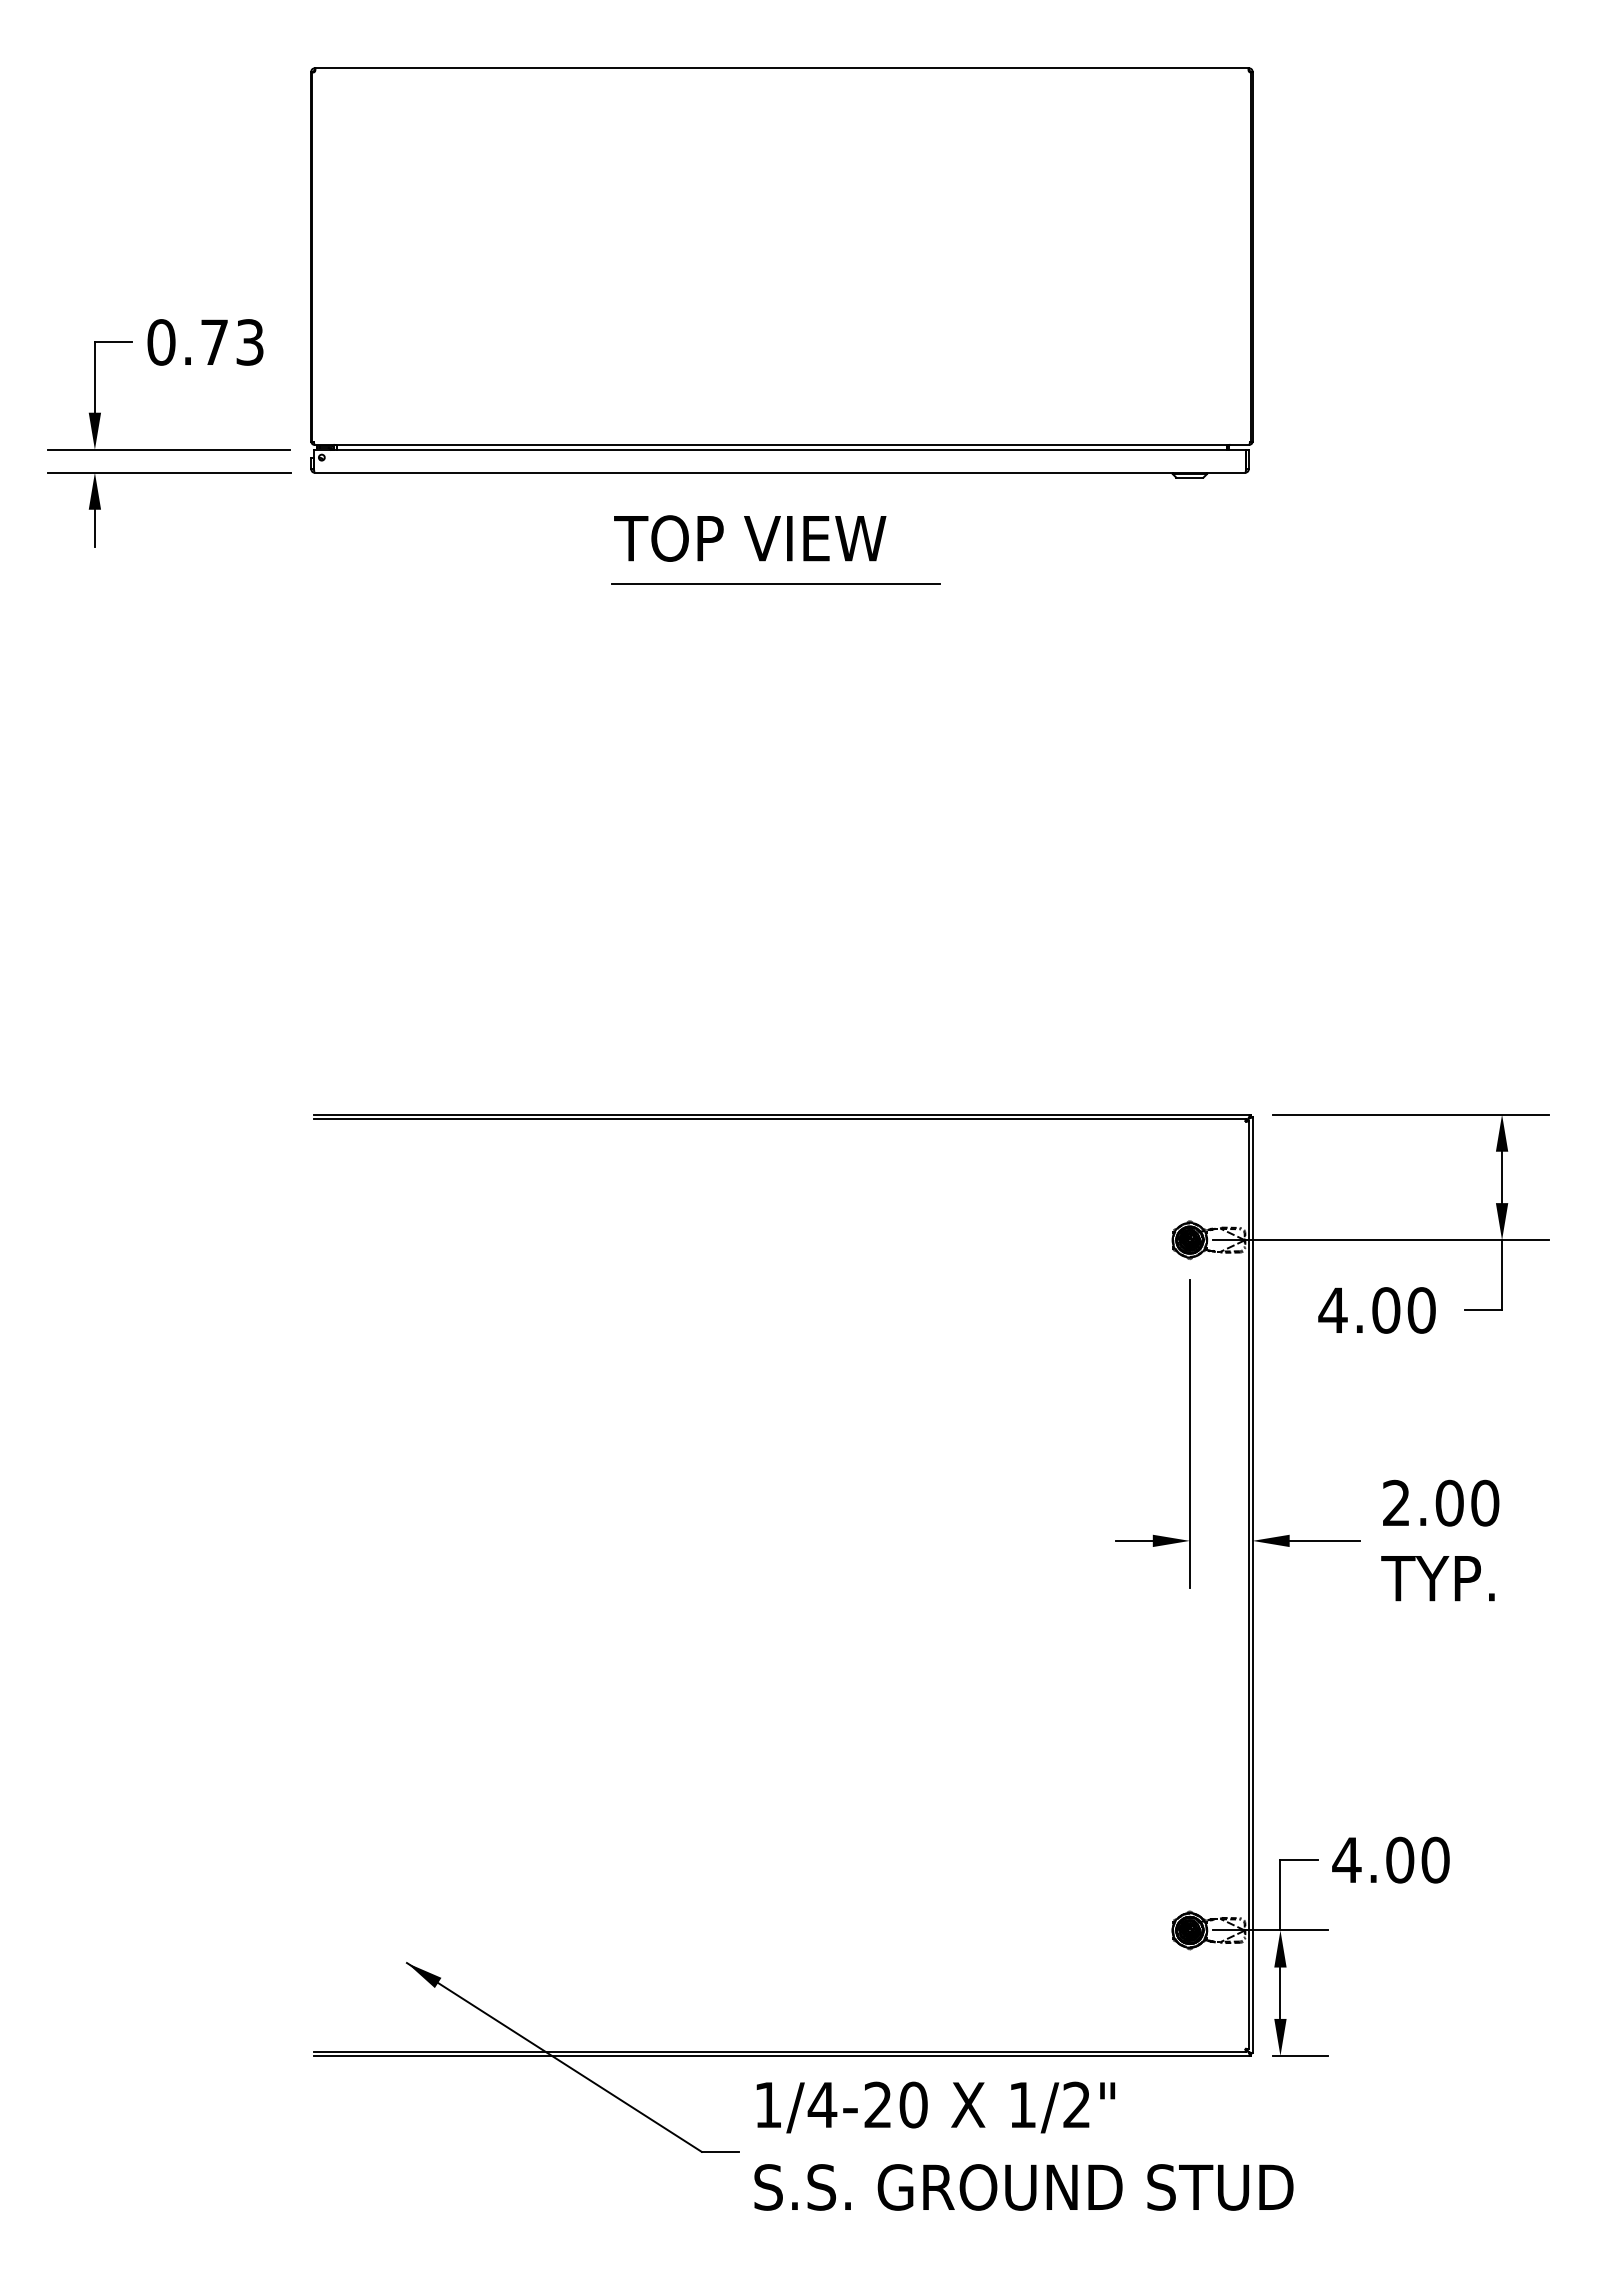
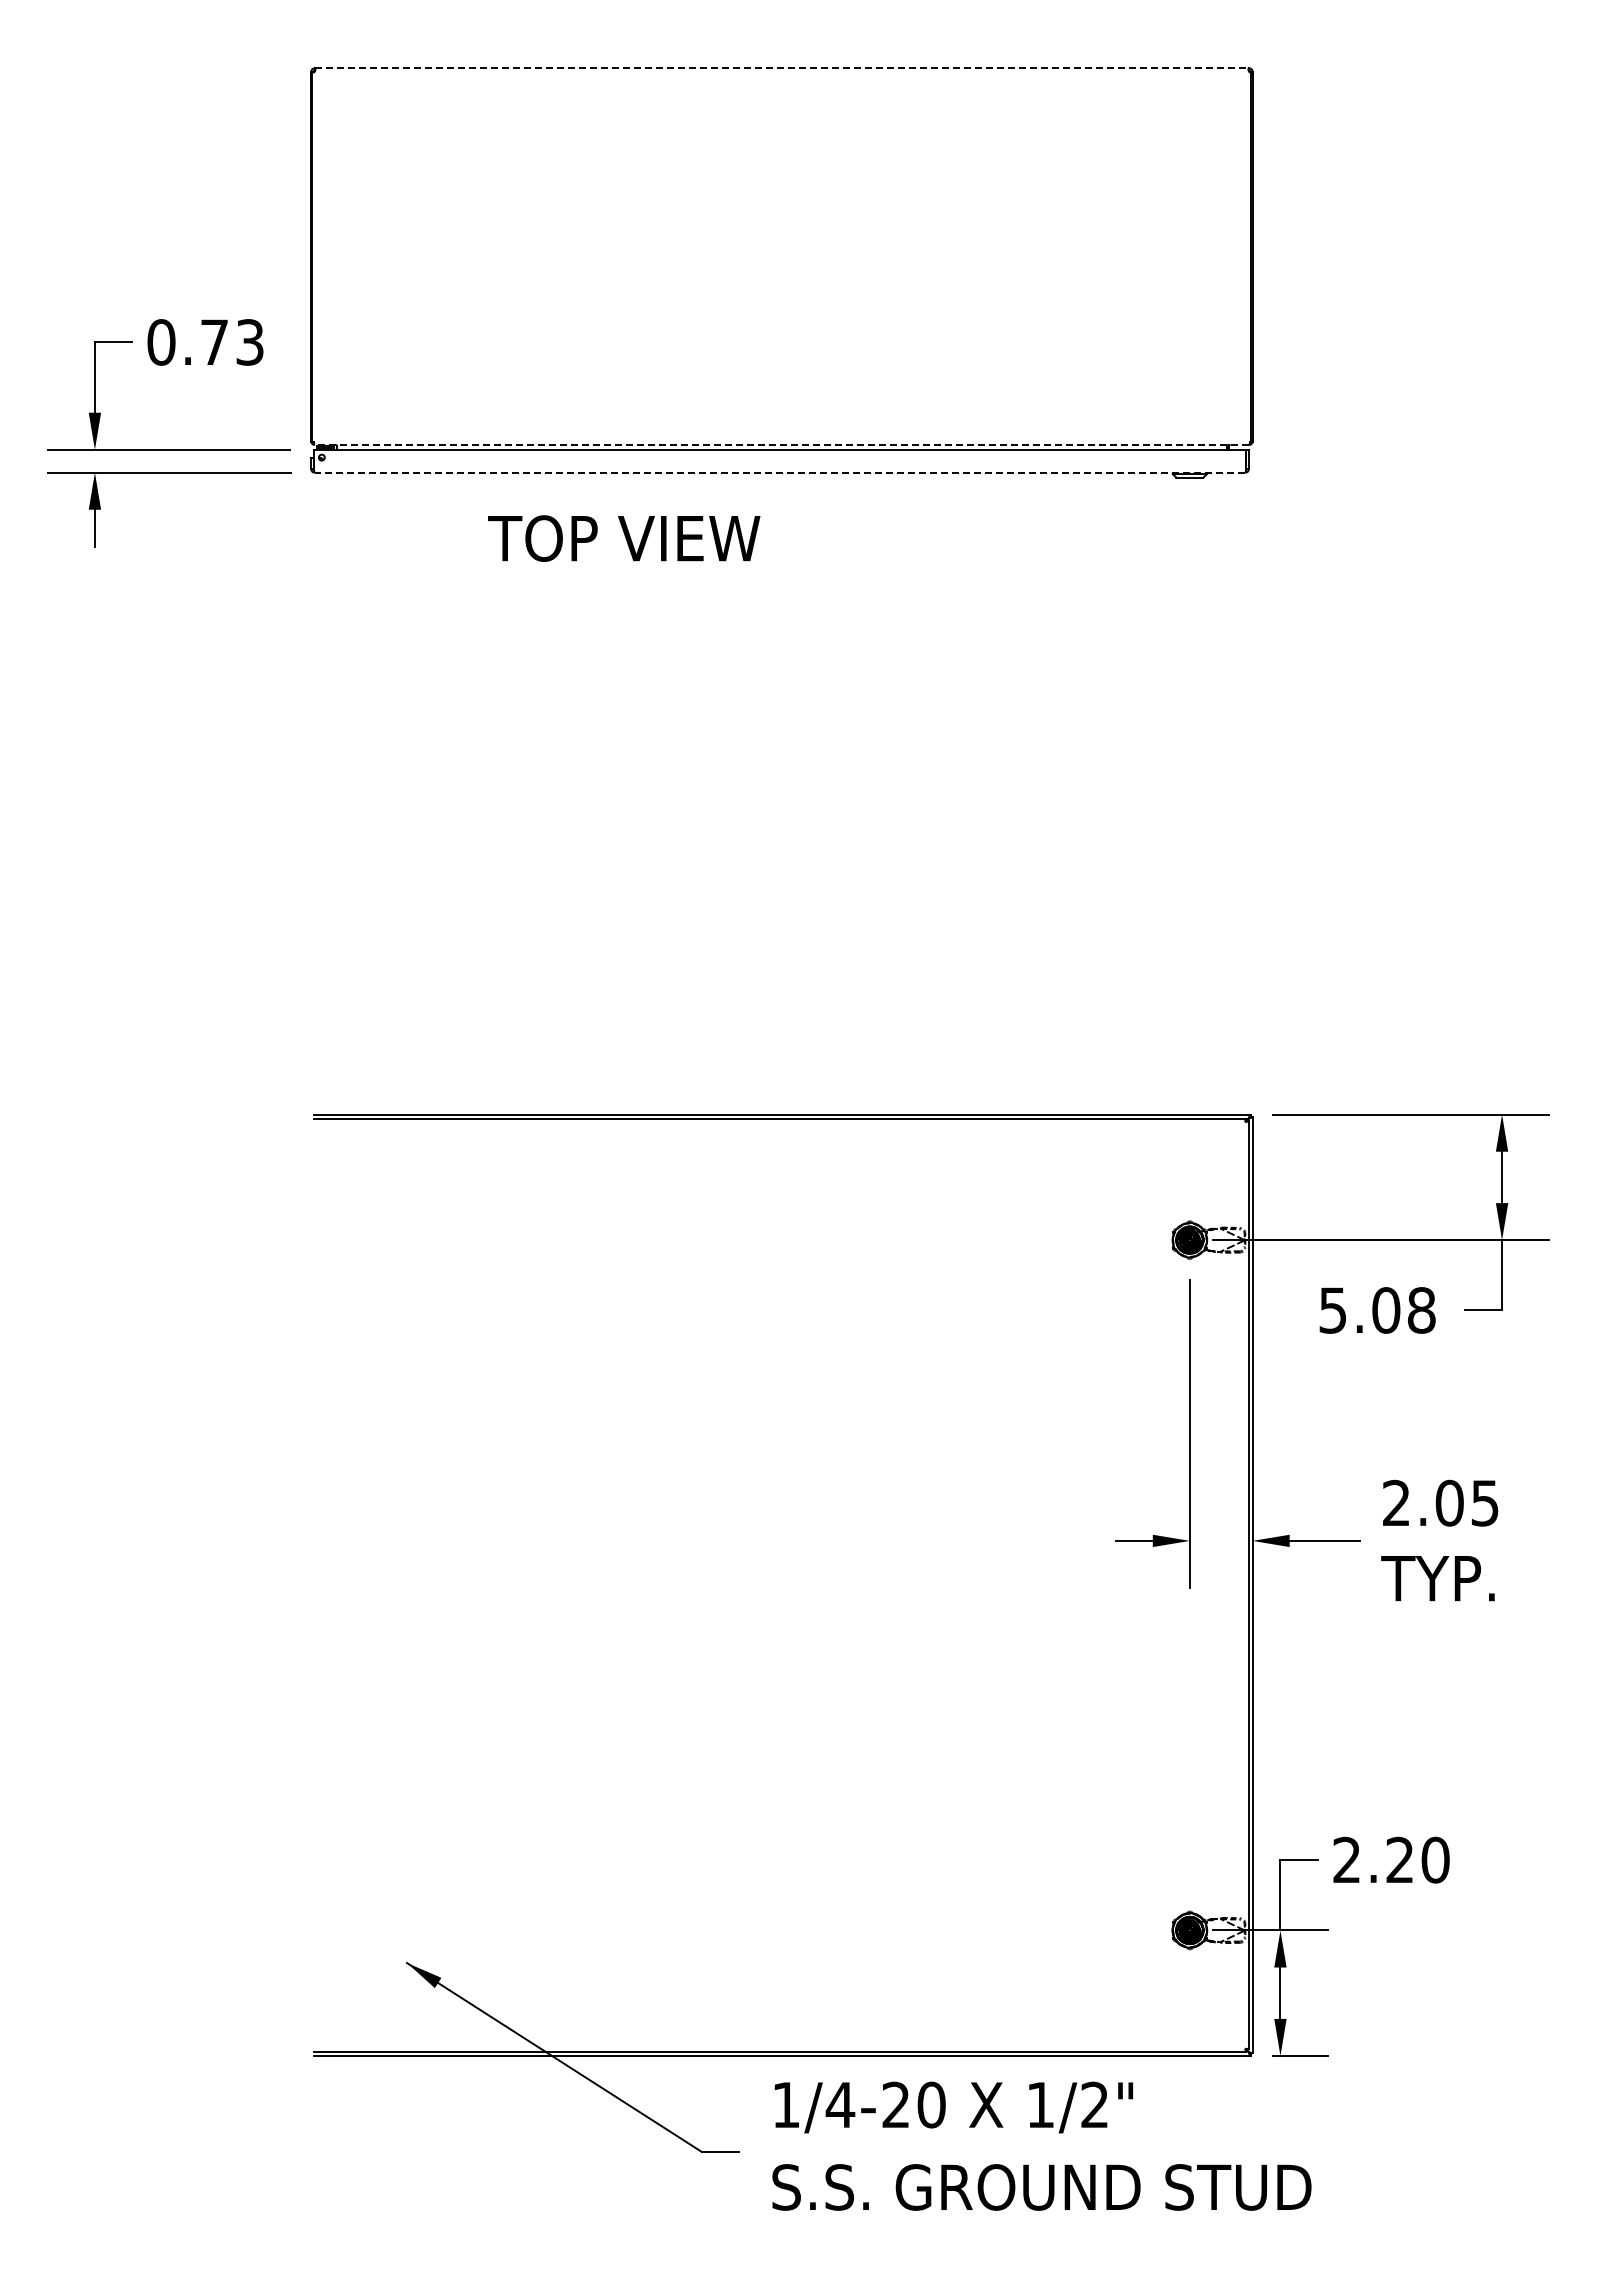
line: solid -> dashed (781, 68)
line: solid -> dashed (781, 444)
line: solid -> dashed (779, 472)
text position: (750, 538) -> (624, 538) (624, 538)
line: present -> none (775, 583)
text: 4.00 -> 5.08 (1376, 1310)
text: 2.00 -> 2.05 (1485, 1502)
text: 4.00 -> 2.20 (1373, 1859)
text position: (1023, 2145) -> (1041, 2145) (1041, 2145)
